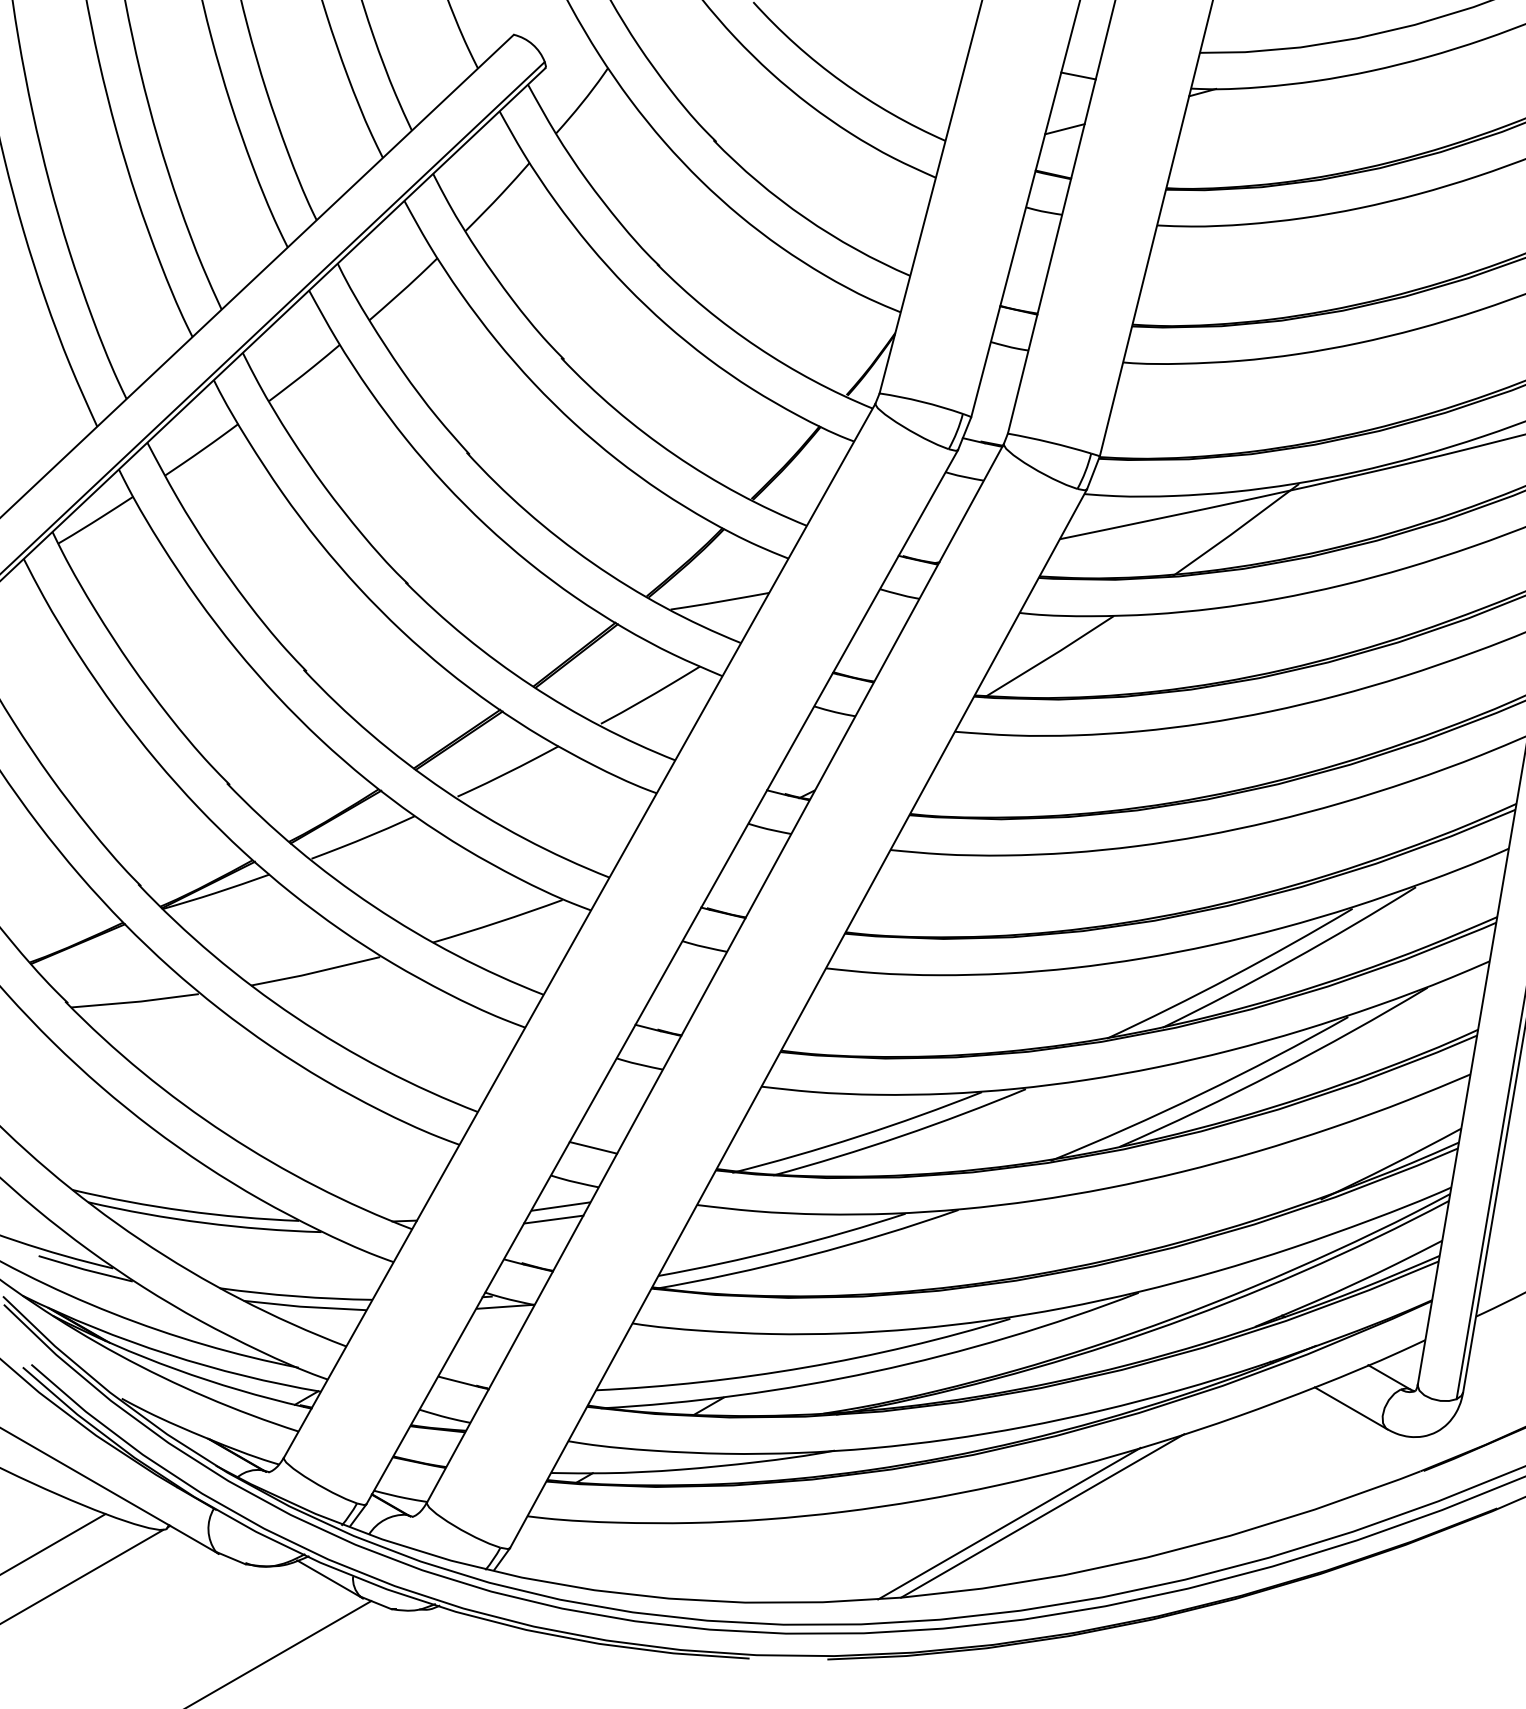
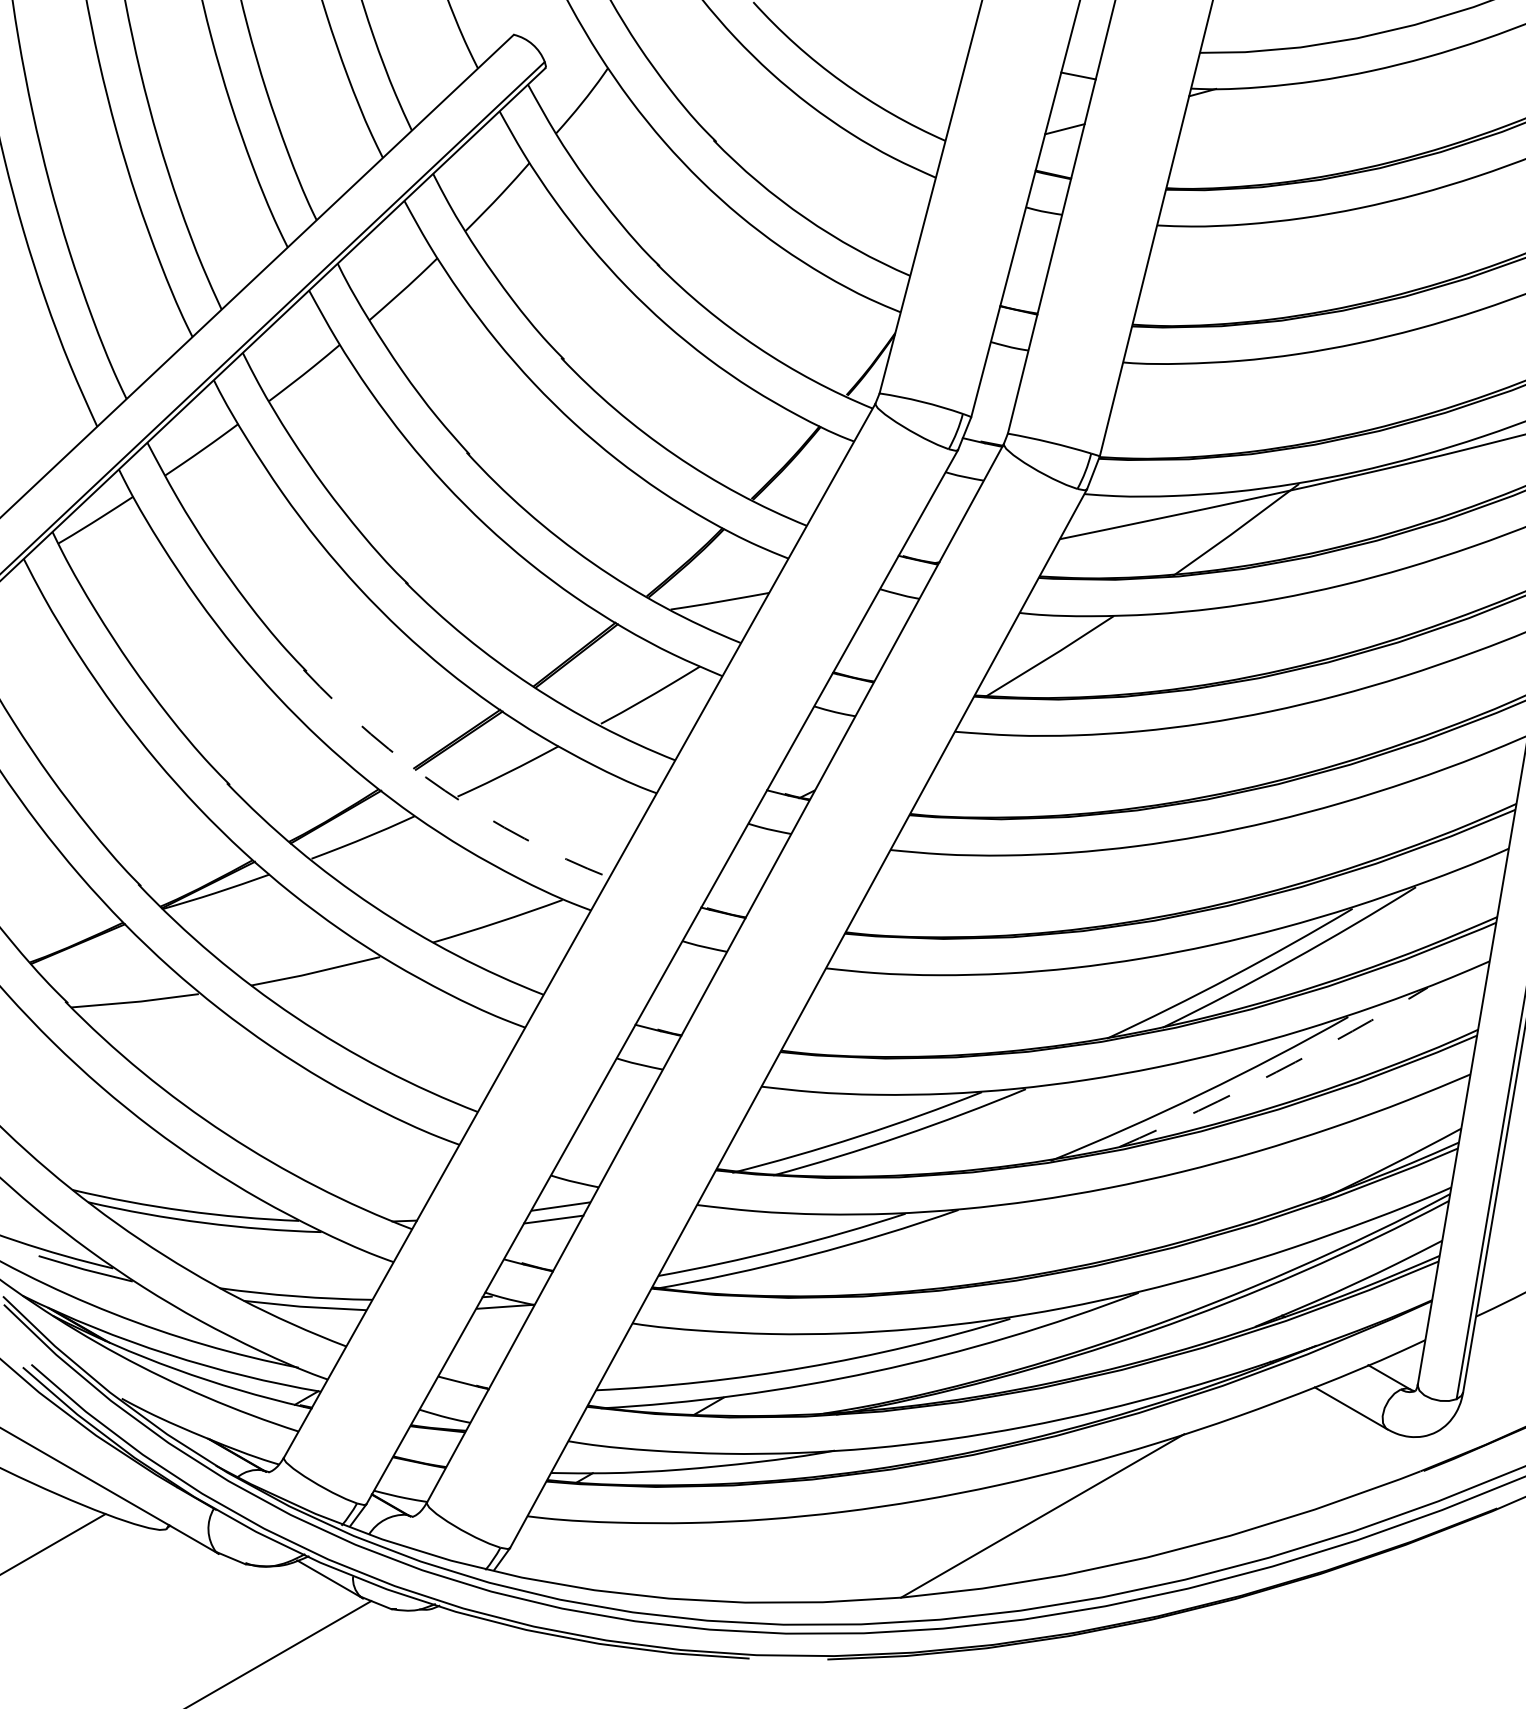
arc: solid -> dashed (444, 790)
arc: solid -> dashed (1276, 1072)
line: present -> none (593, 1147)
line: present -> none (1009, 1523)
line: present -> none (82, 1576)
